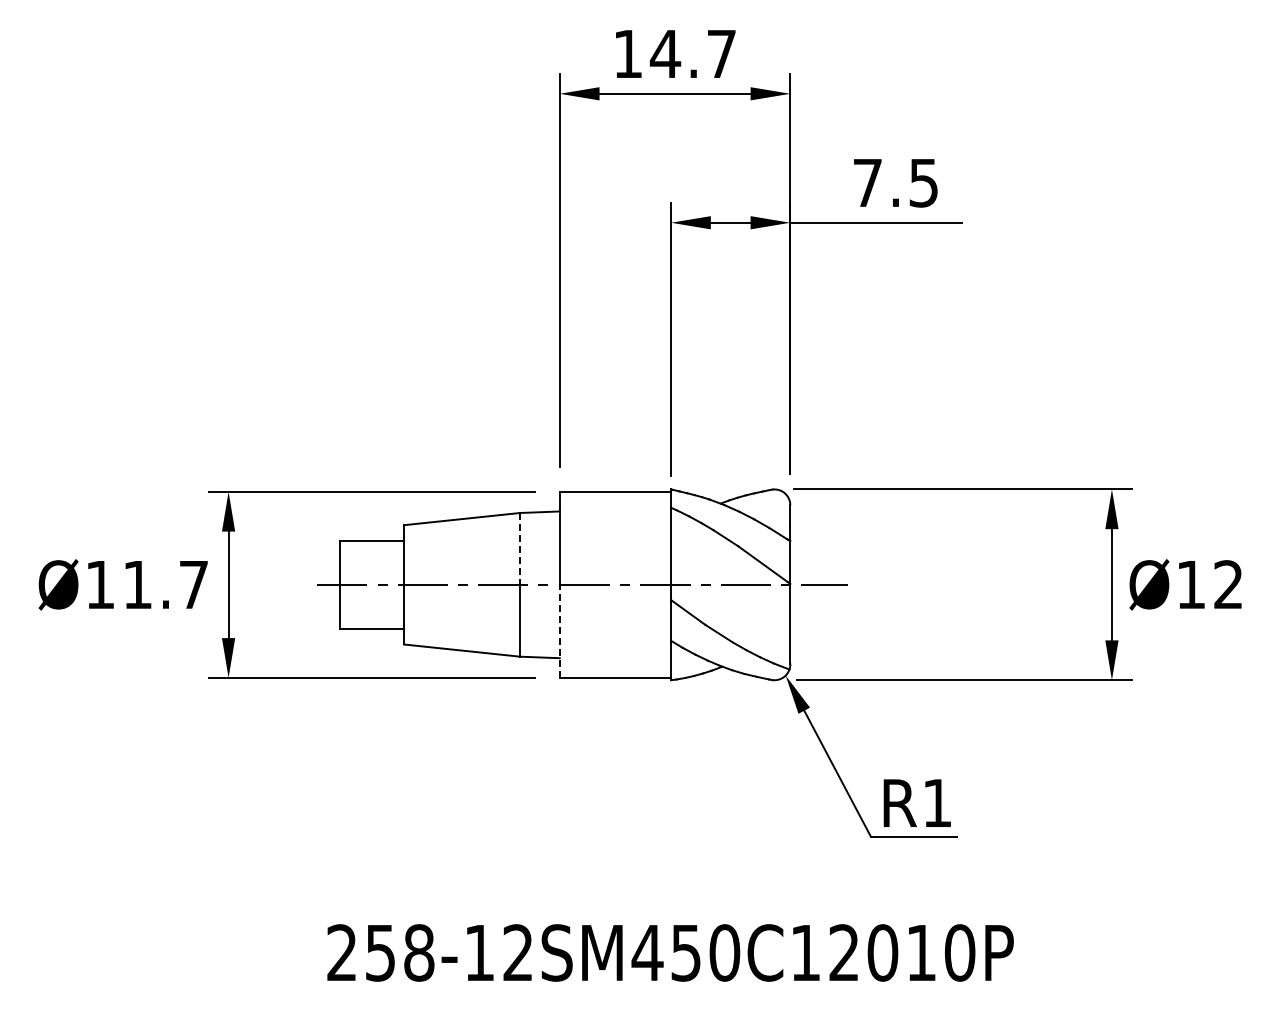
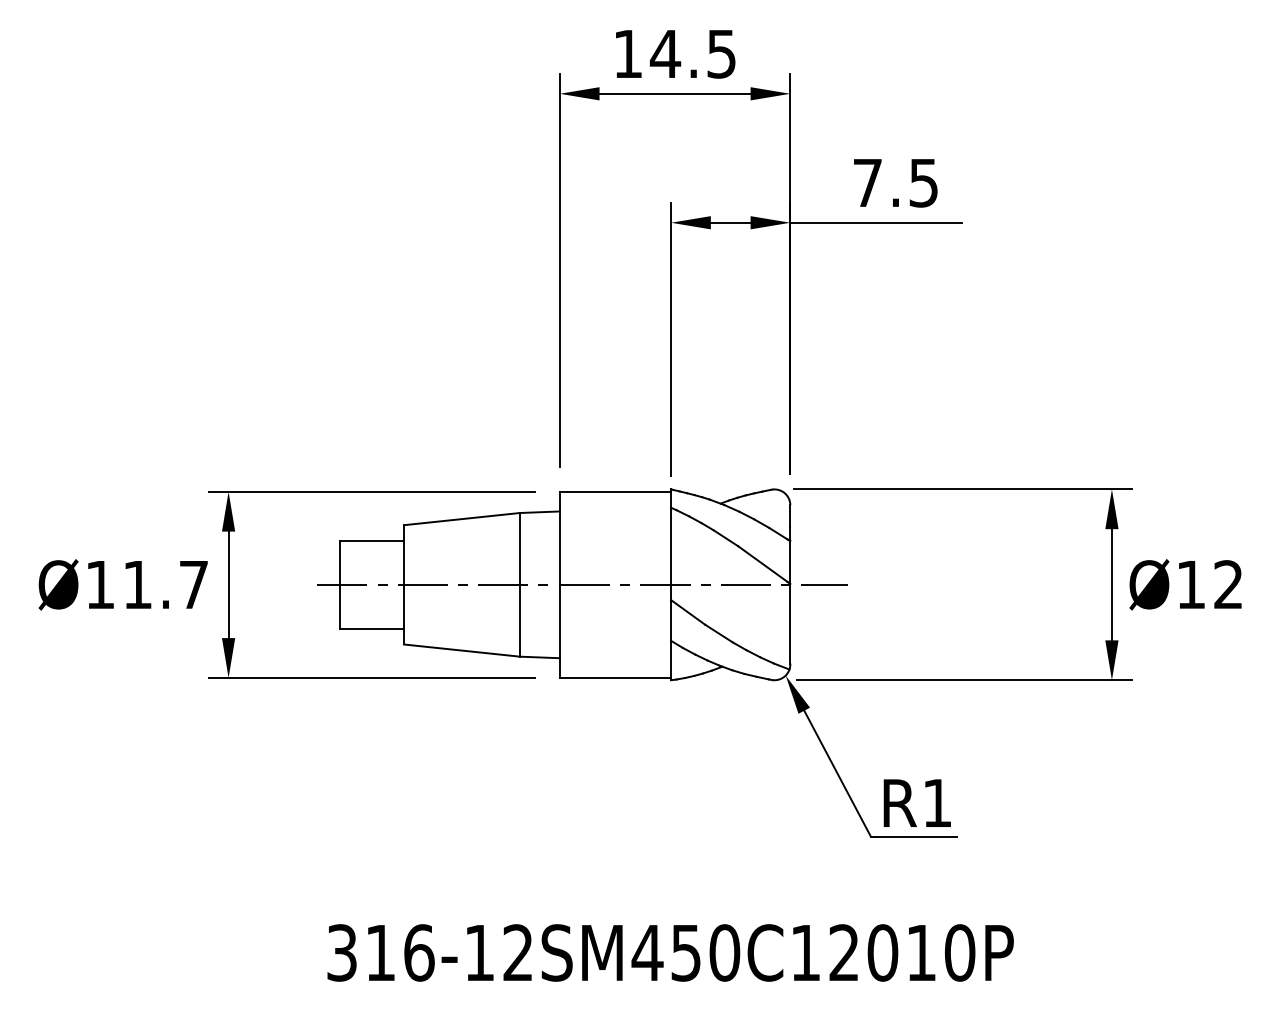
text: 14.7 -> 14.5 (721, 54)
line: dashed -> solid (520, 548)
line: dashed -> solid (559, 631)
text: 258-12SM450C12010P -> 316-12SM450C12010P (380, 952)
